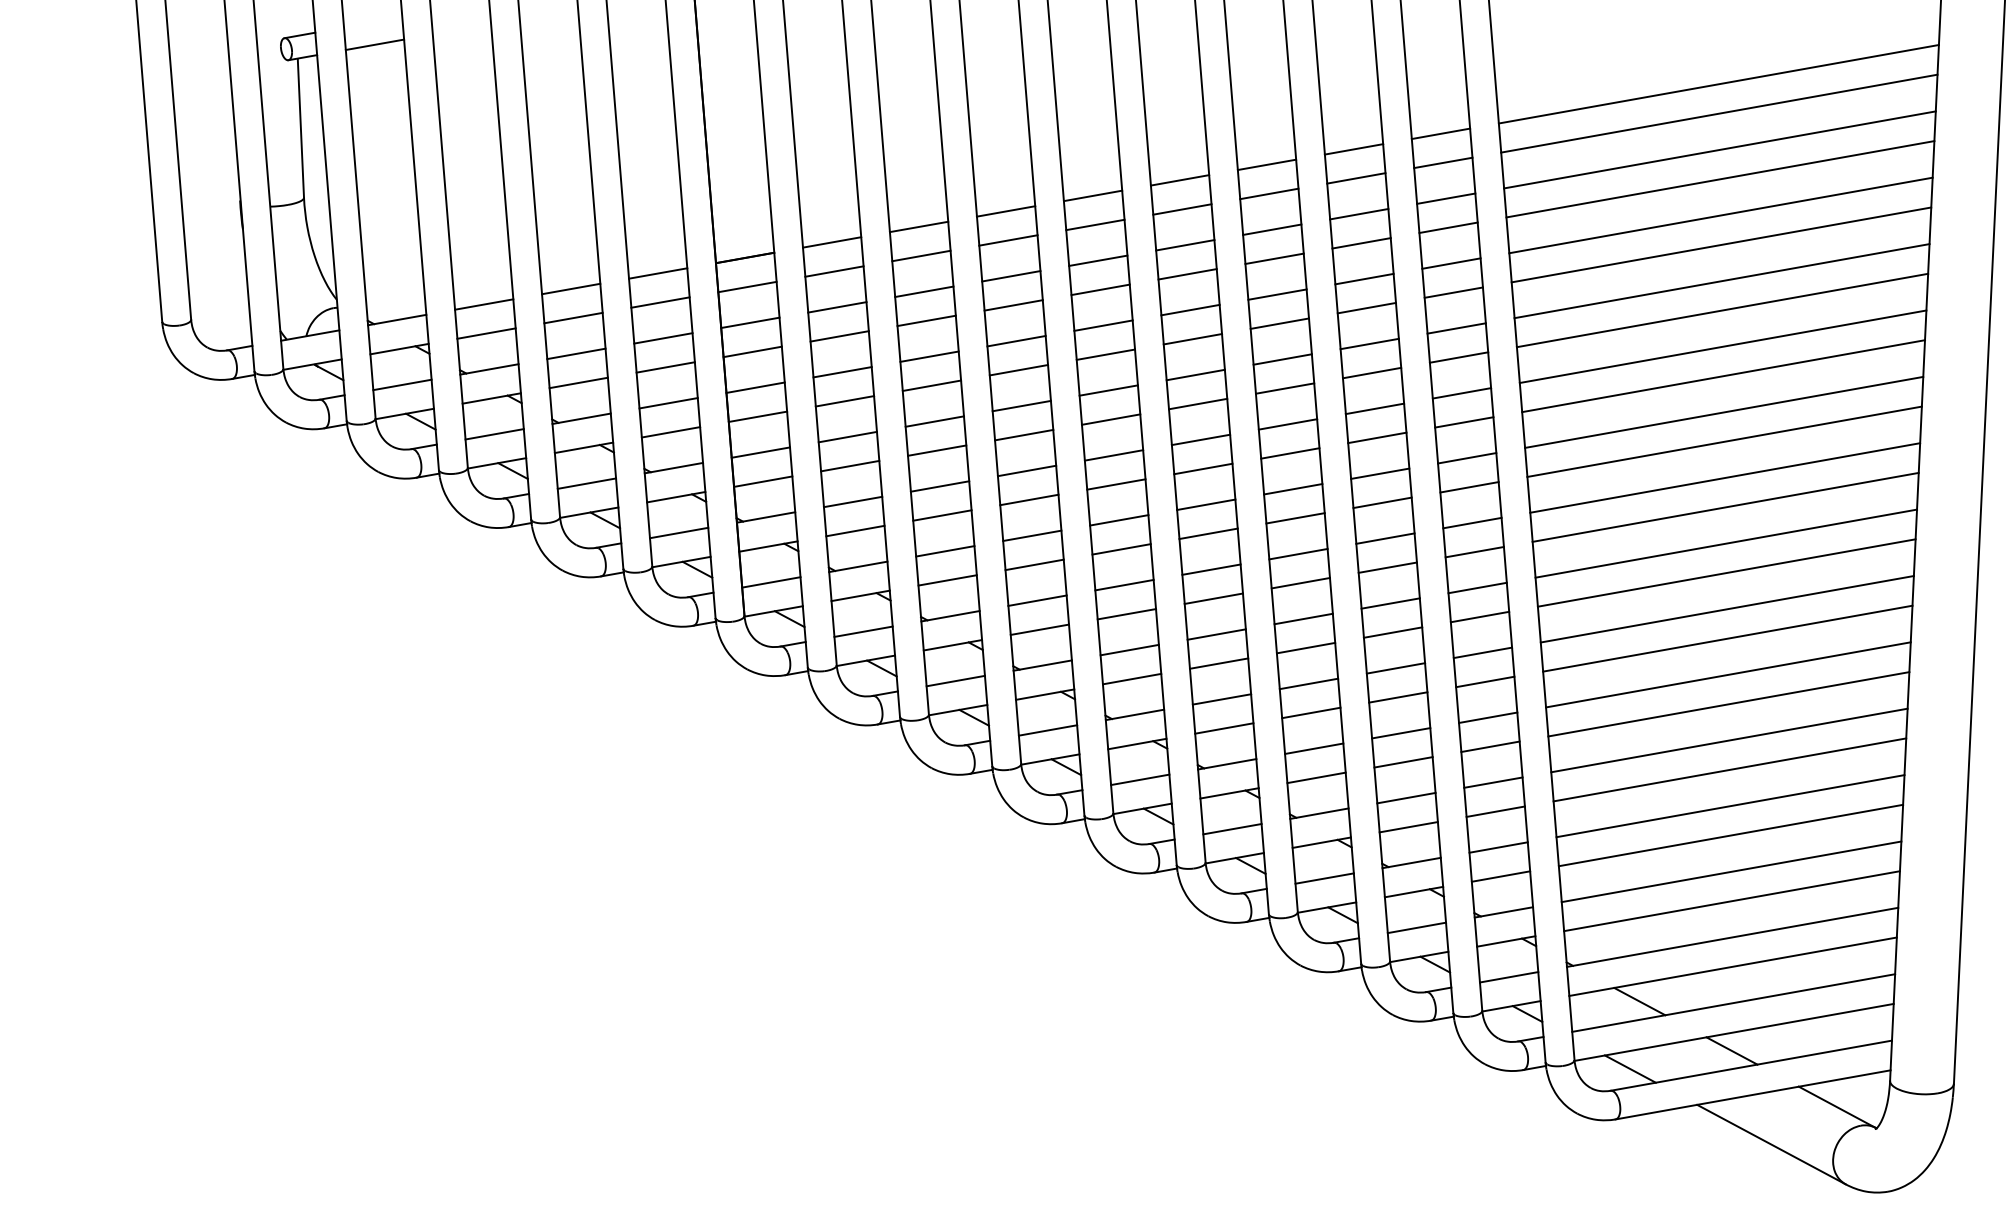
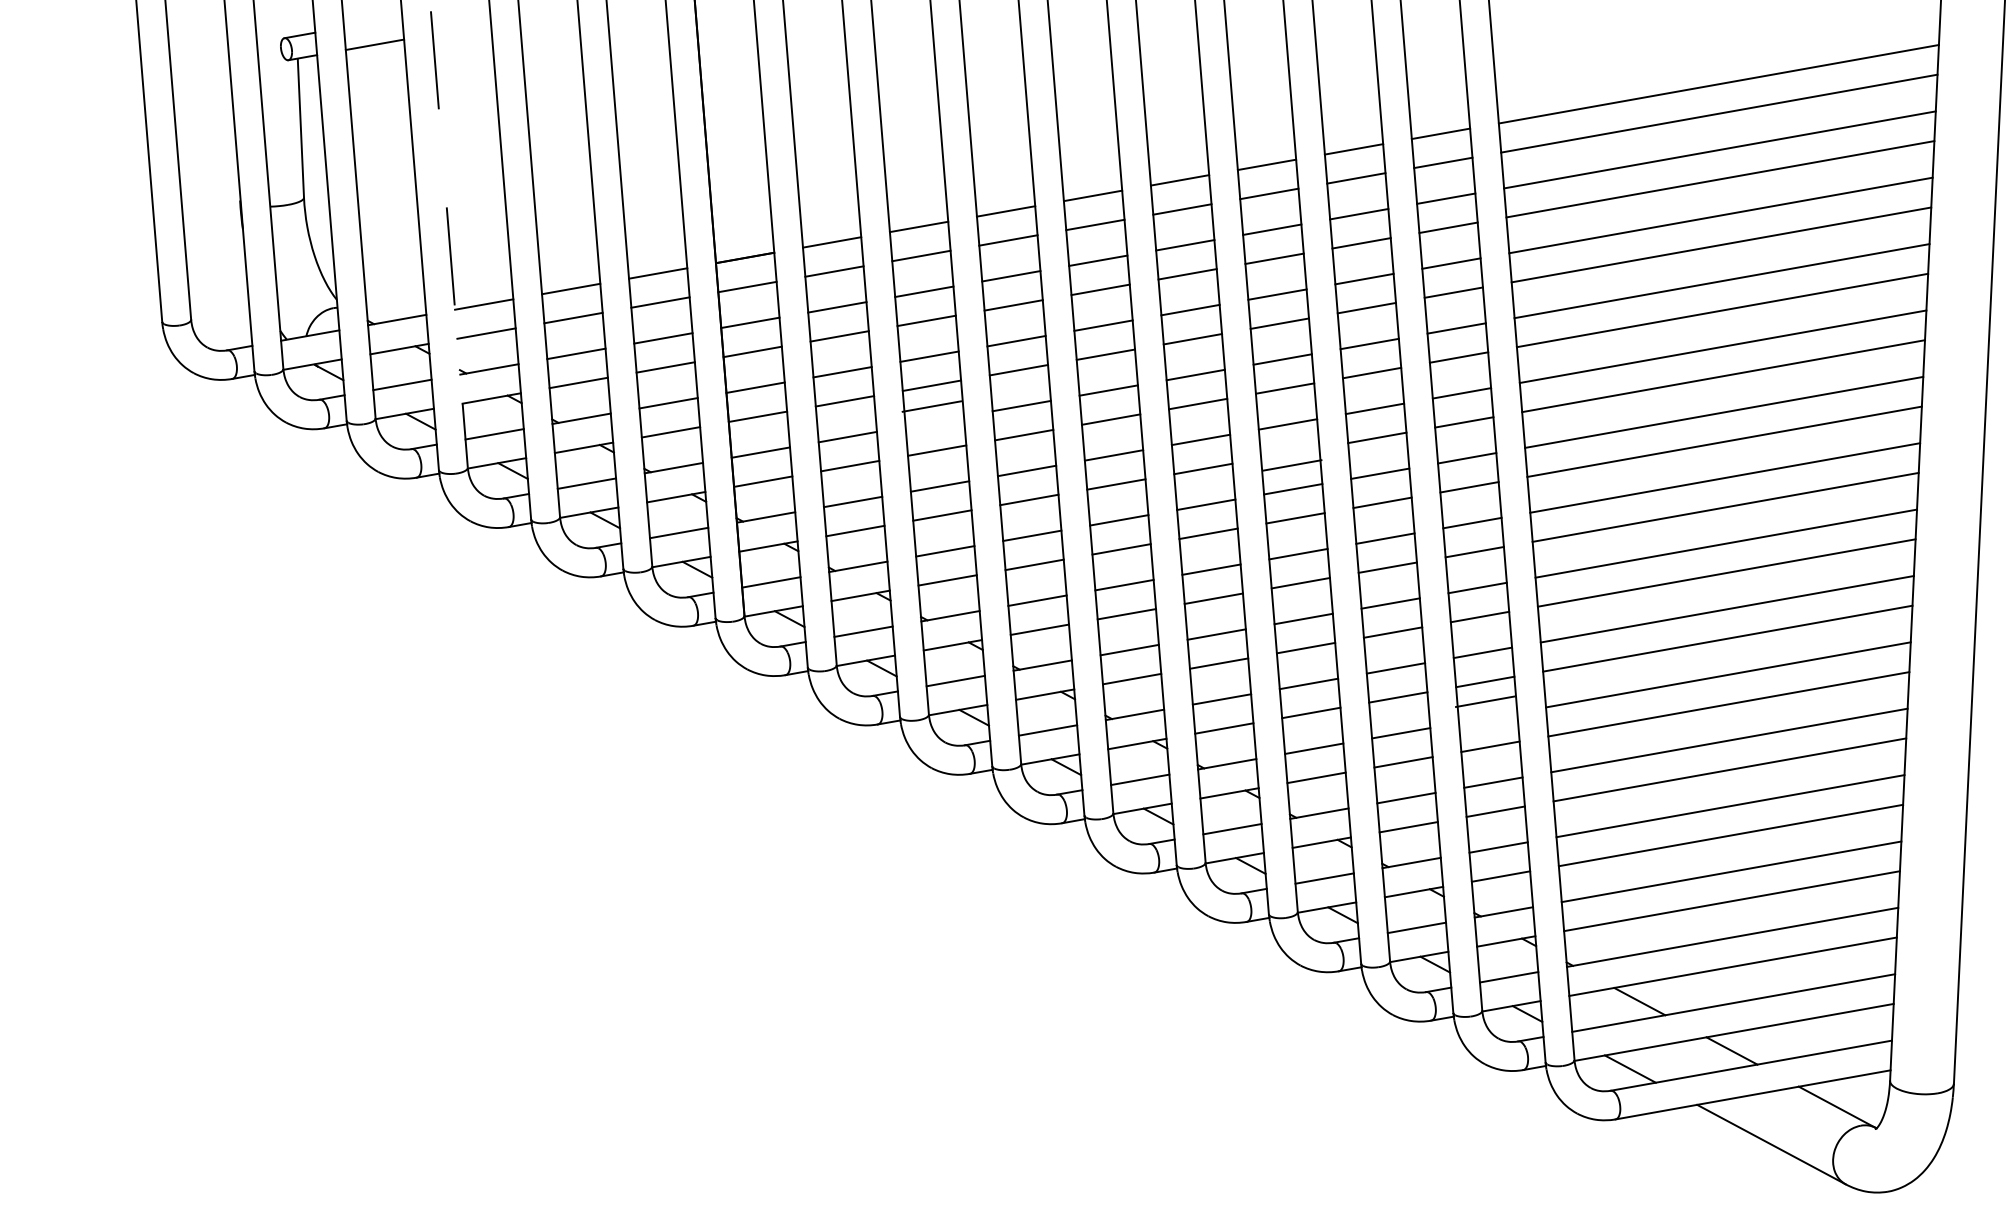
line: solid -> dashed (448, 234)
line position: (934, 421) -> (931, 406) (931, 406)
line position: (1290, 453) -> (1292, 465) (1292, 465)
line position: (1488, 717) -> (1485, 701) (1485, 701)
